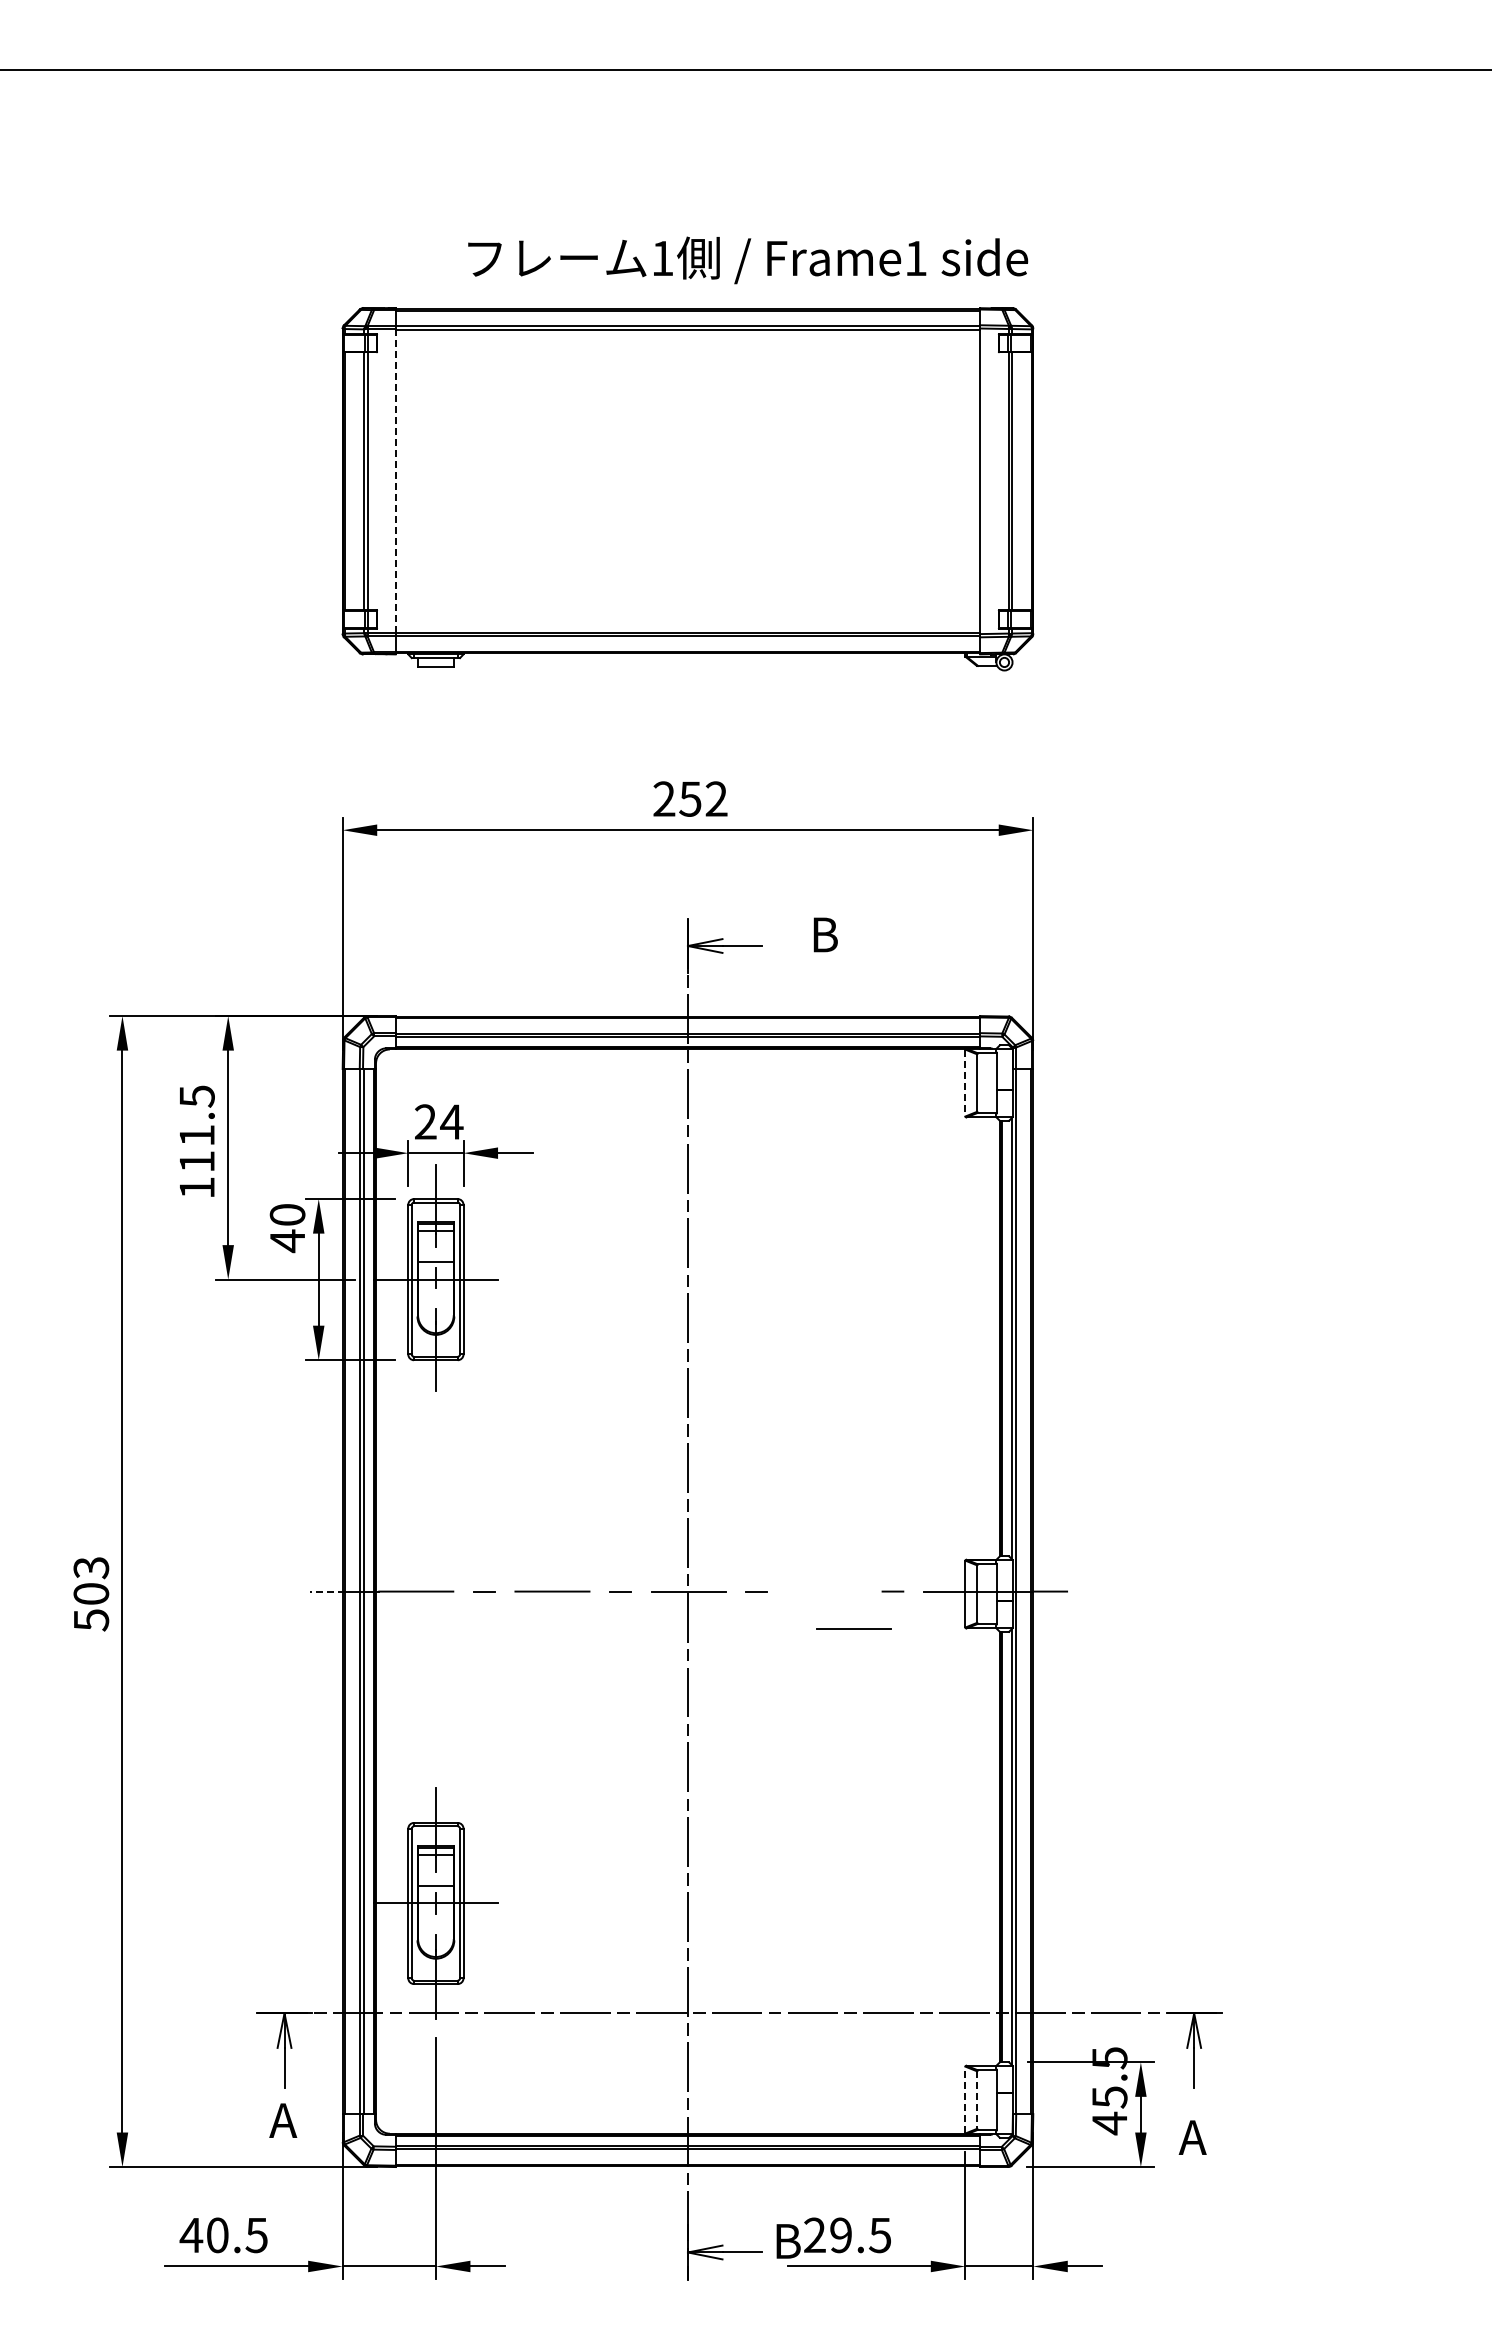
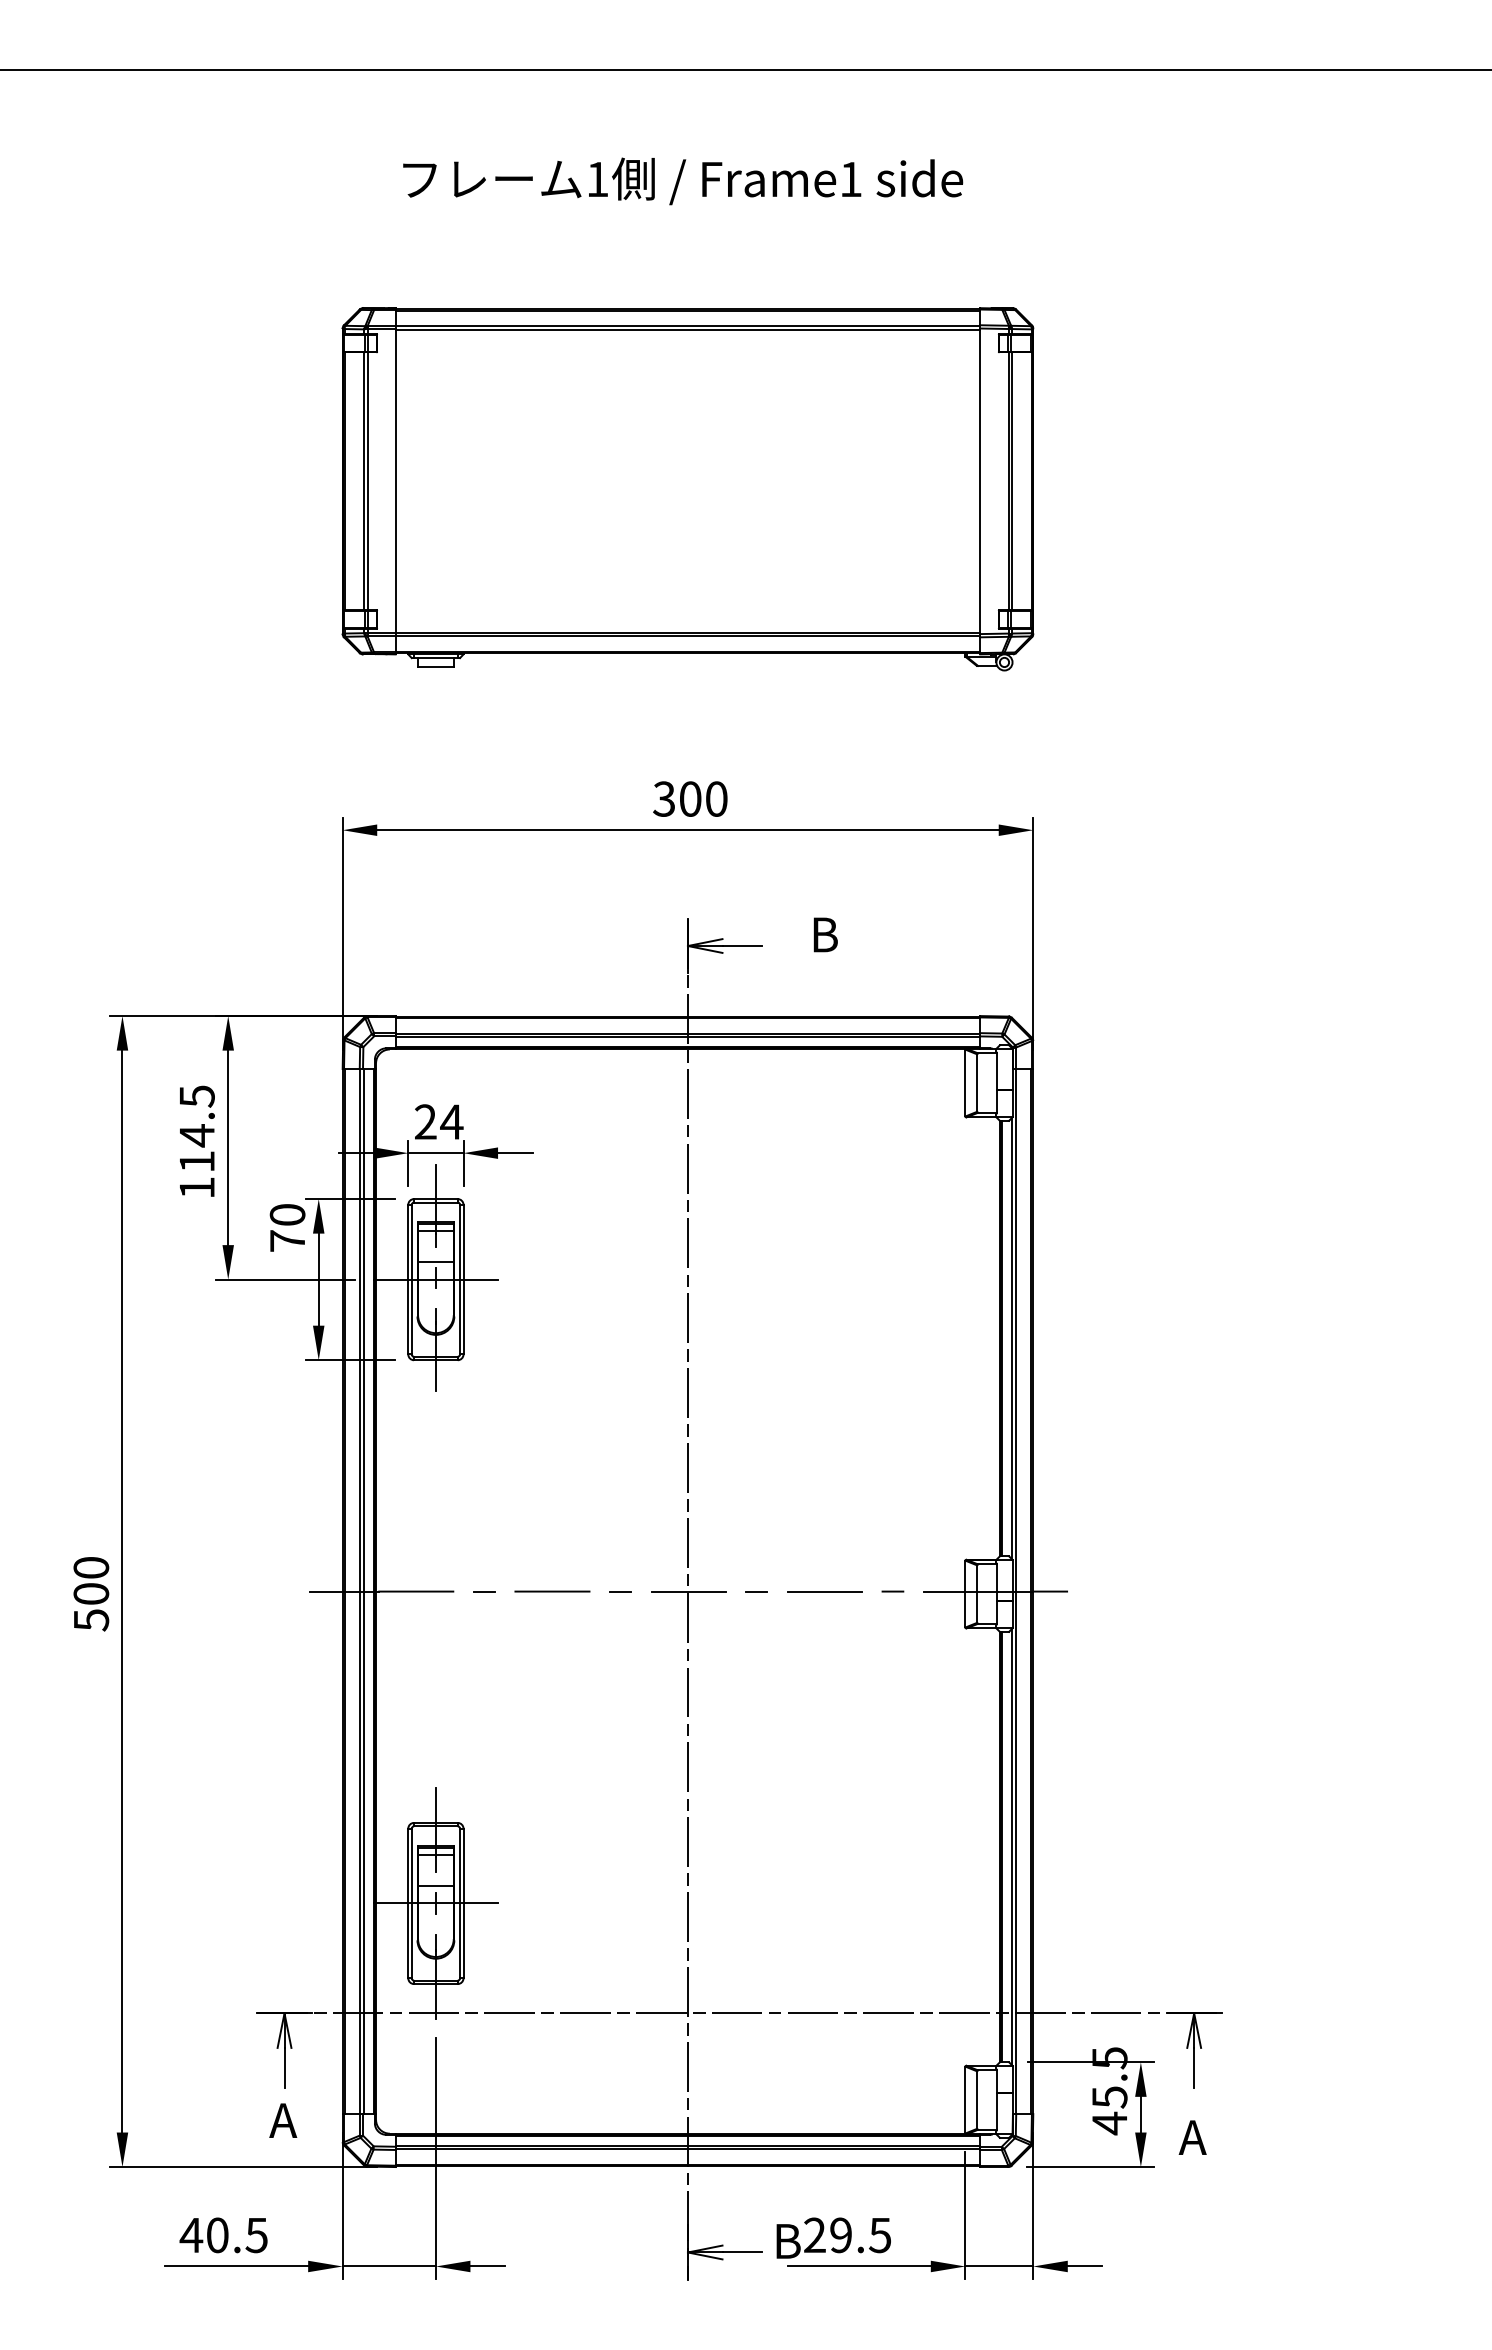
text position: (748, 260) -> (683, 181) (683, 181)
line: dashed -> solid (395, 481)
text: 252 -> 300 (690, 798)
line: dashed -> solid (965, 1083)
text: 111.5 -> 114.5 (197, 1135)
text: 40 -> 70 (287, 1241)
text: 503 -> 500 (91, 1568)
line: dashed -> solid (326, 1591)
line position: (853, 1628) -> (824, 1591) (824, 1591)
line: dashed -> solid (965, 2099)
line: dashed -> solid (976, 2100)
